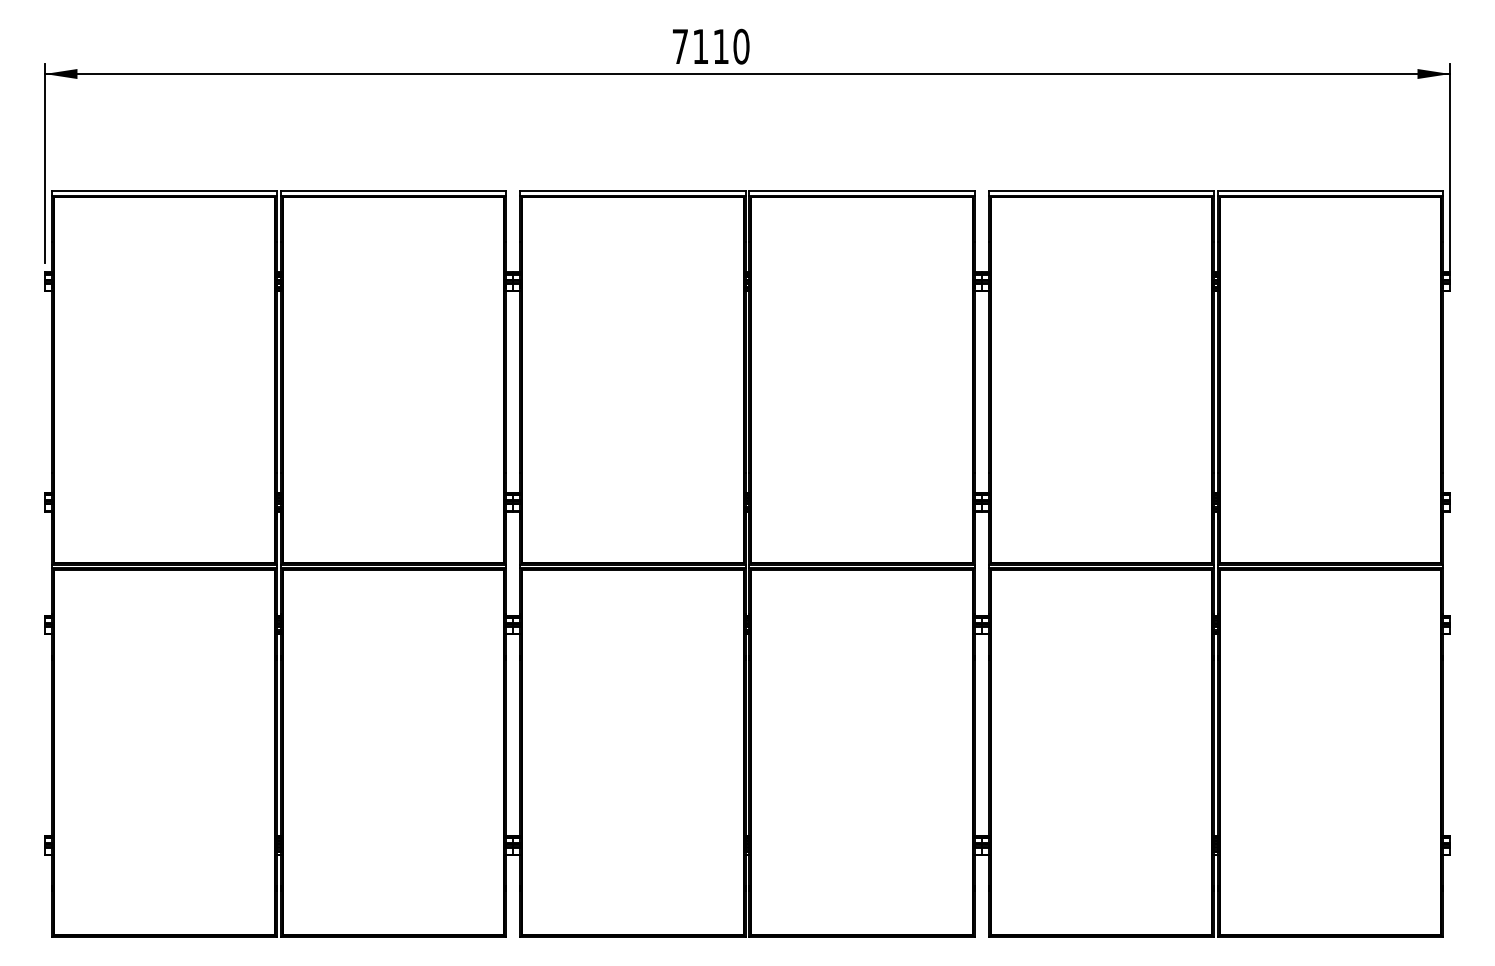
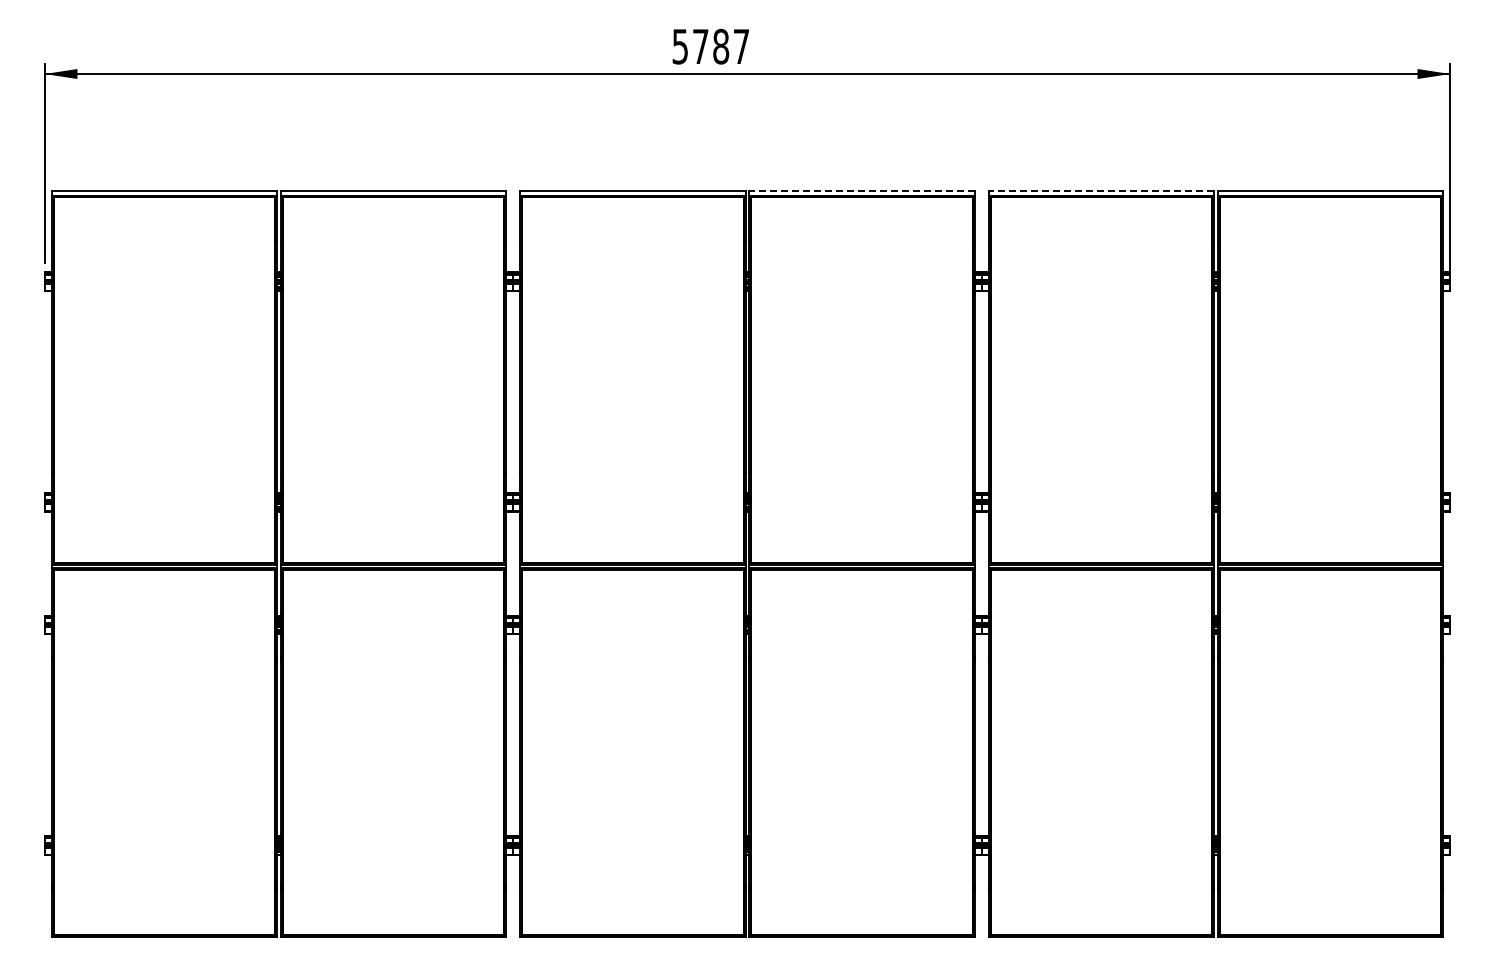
text: 7110 -> 5787 (710, 46)
line: solid -> dashed (862, 191)
line: solid -> dashed (1101, 191)
